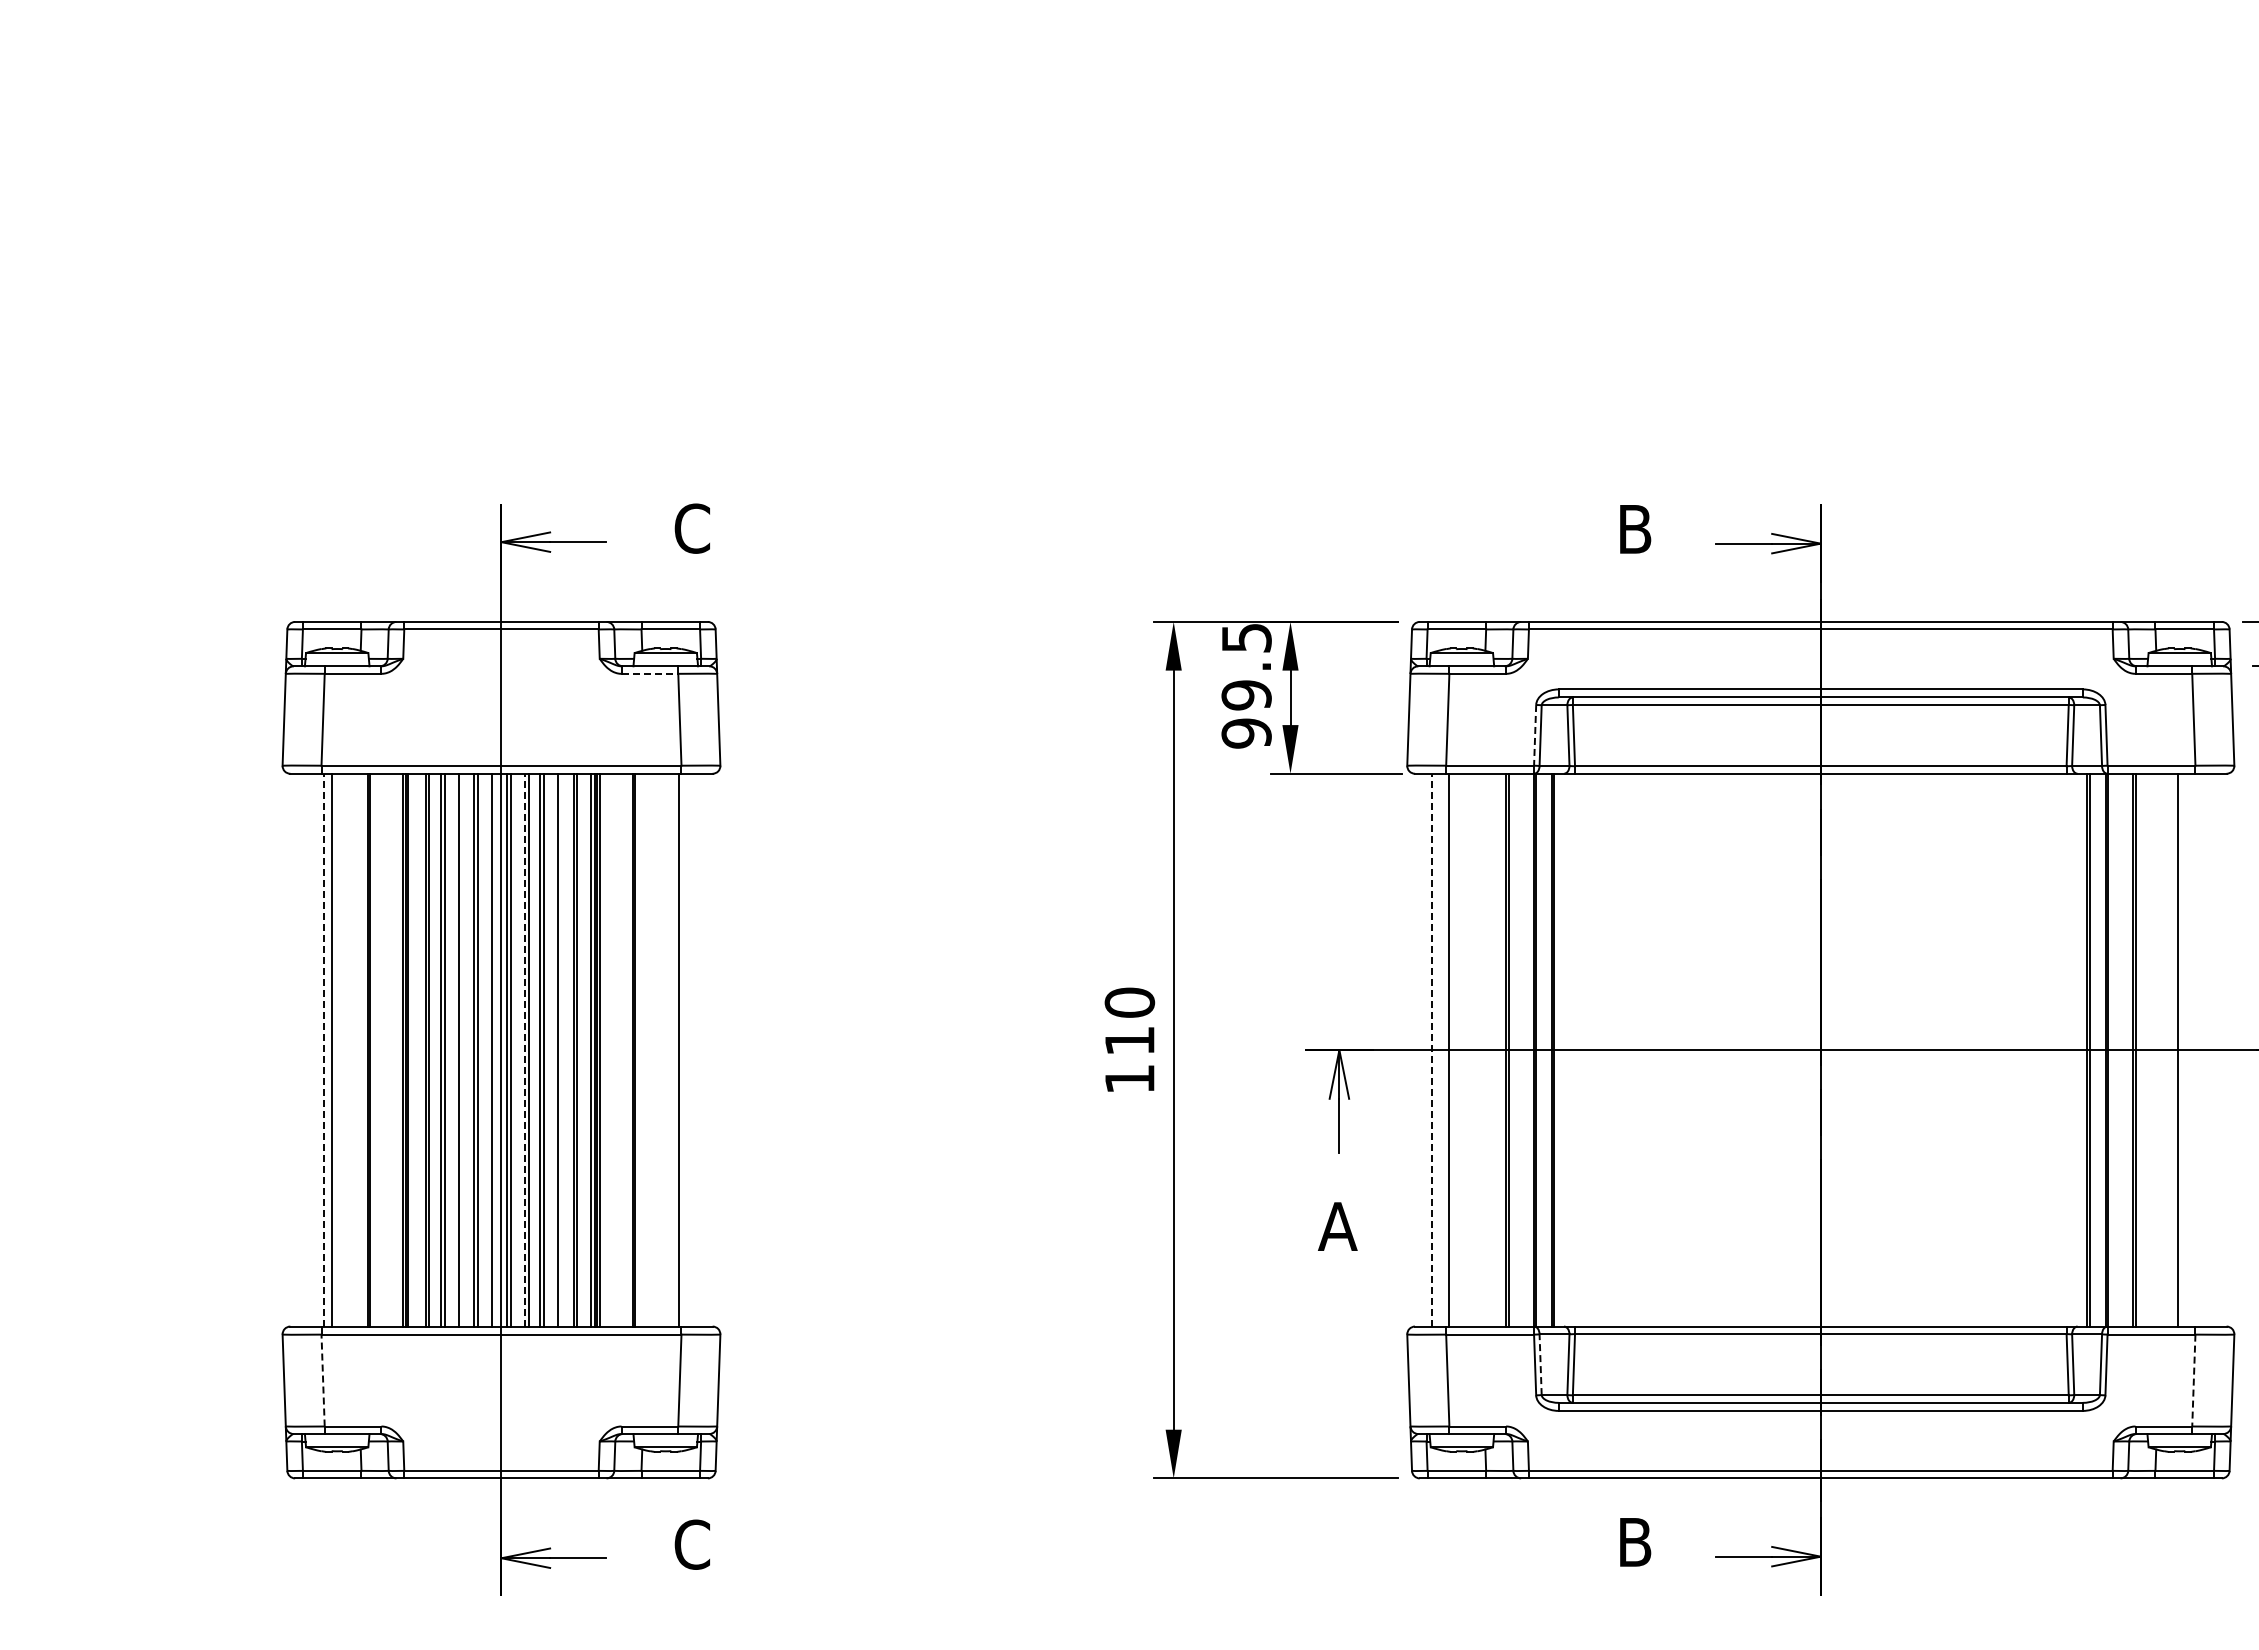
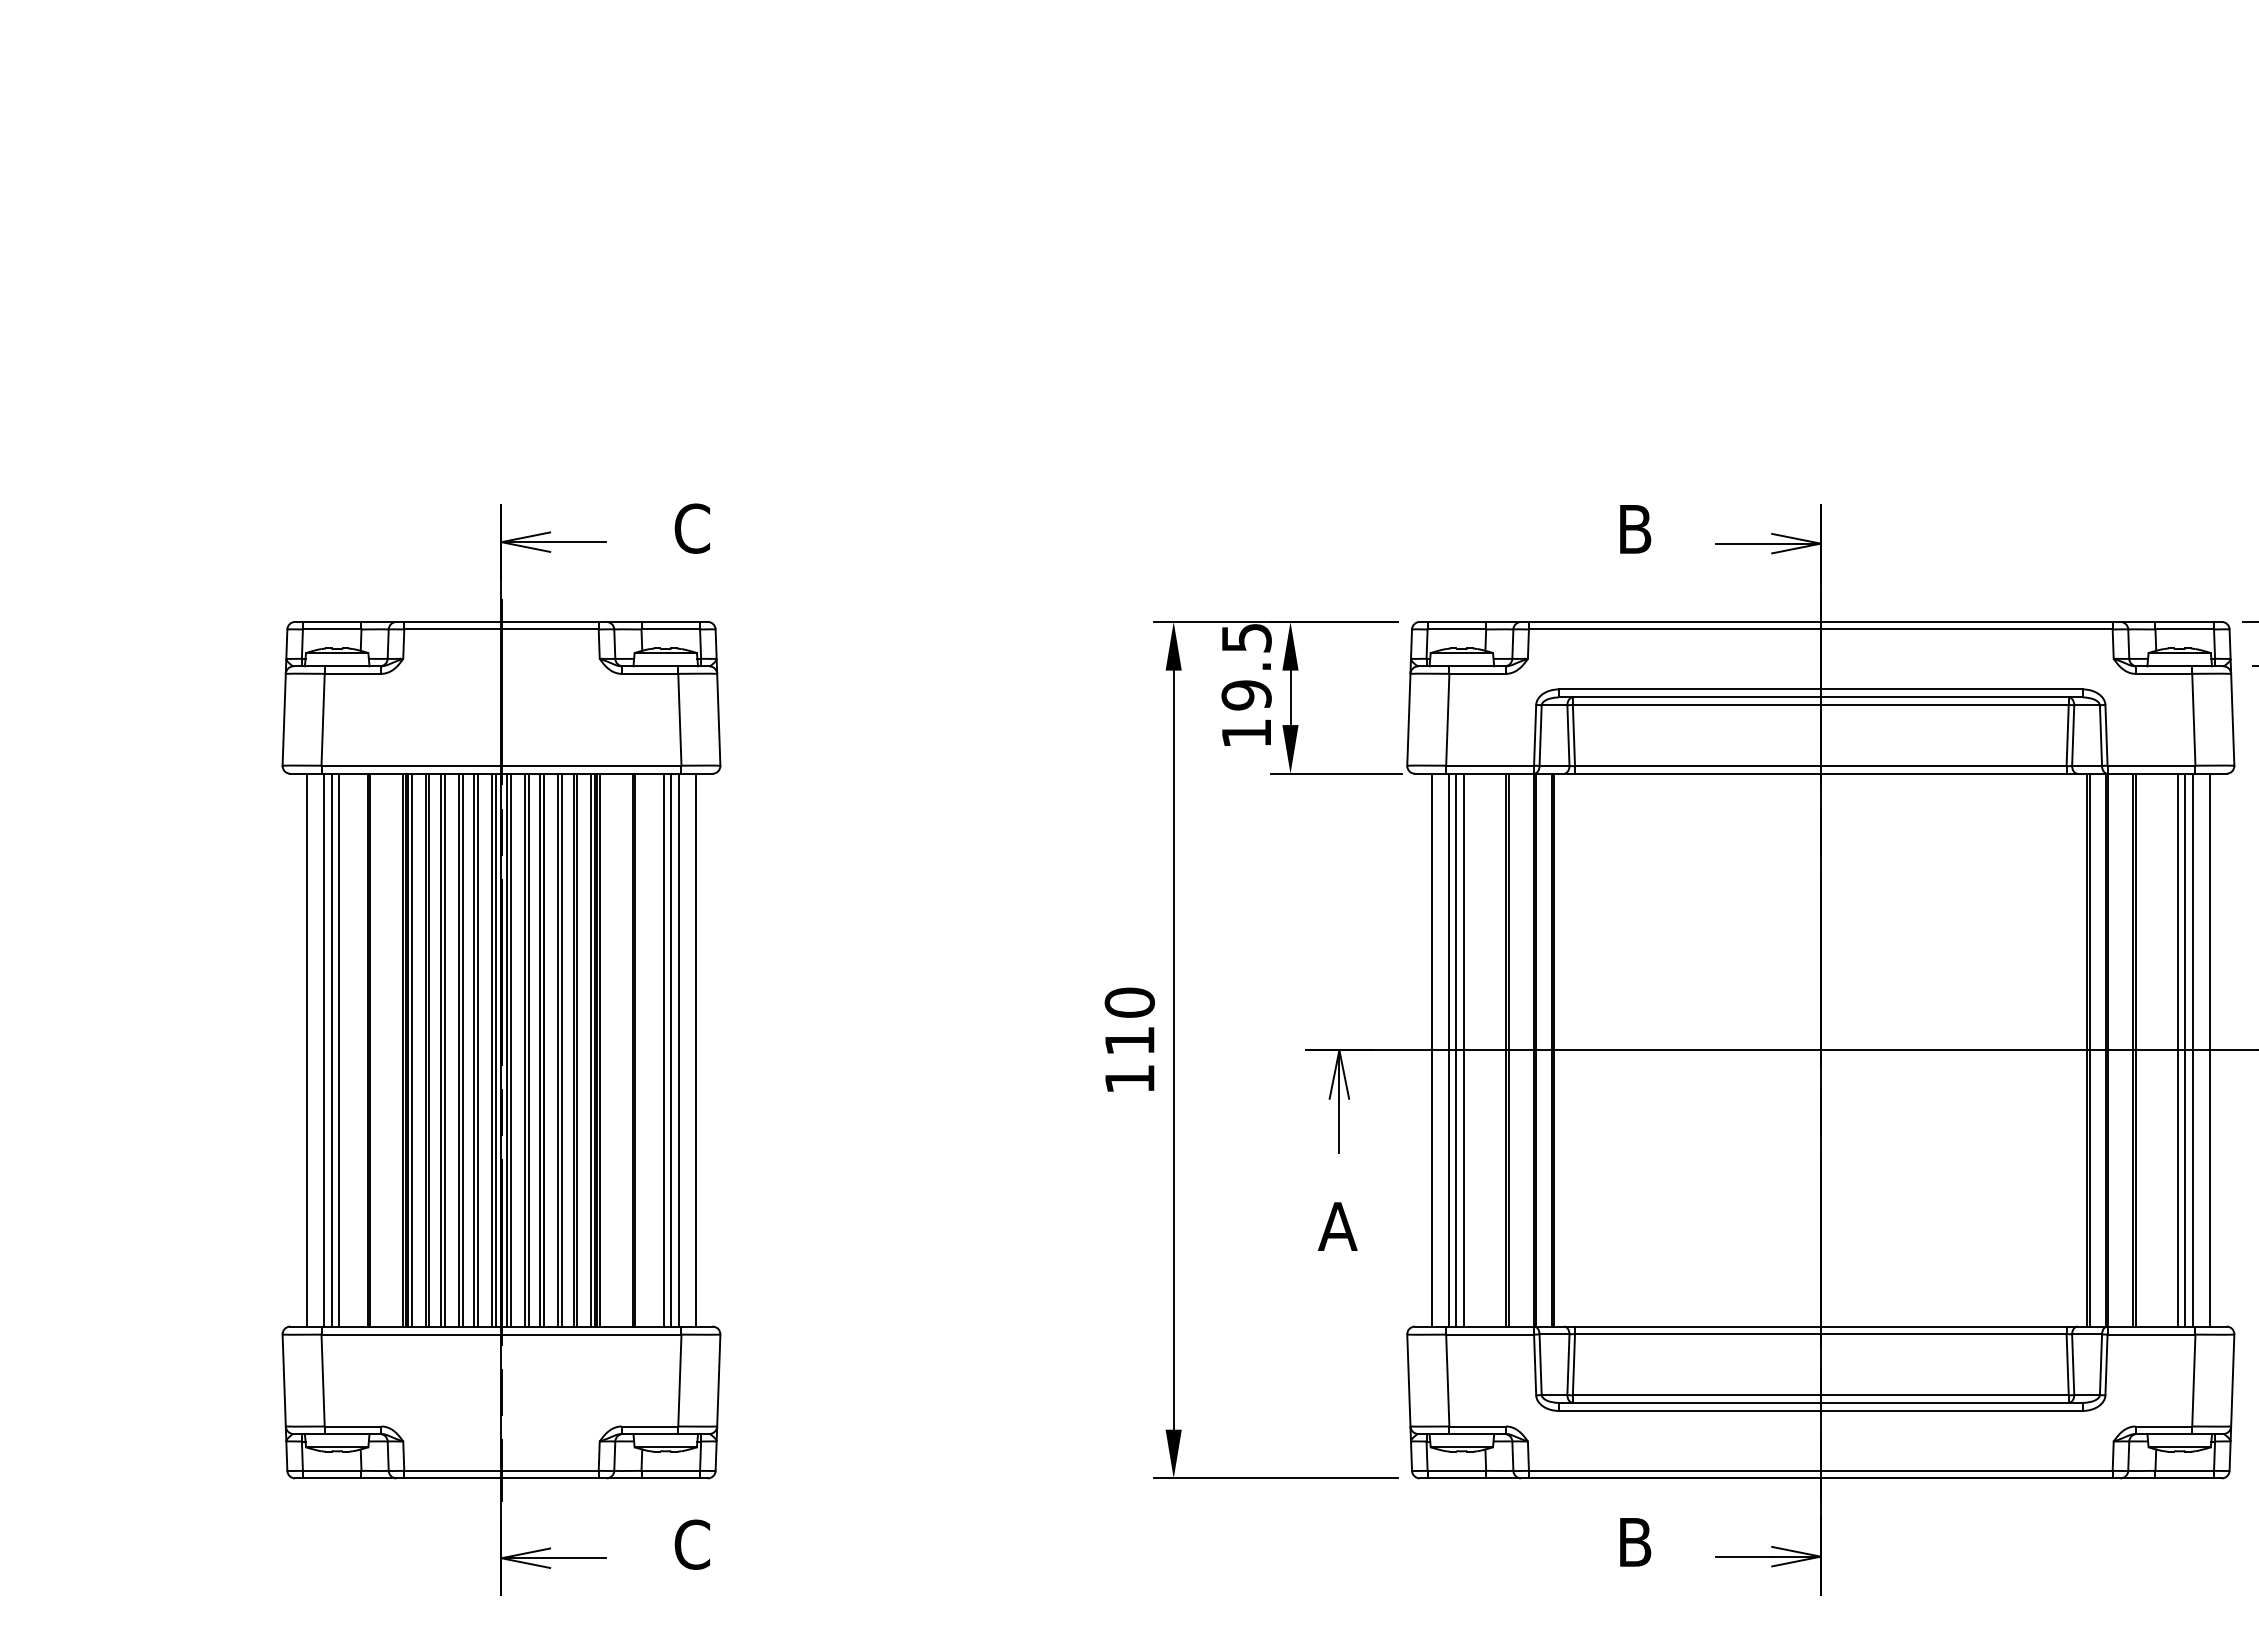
line: dashed -> solid (650, 673)
text: 99.5 -> 19.5 (1246, 733)
line: dashed -> solid (1535, 735)
line: none -> present (306, 1049)
line: dashed -> solid (324, 1049)
line: none -> present (338, 1049)
line: none -> present (411, 1049)
line: none -> present (462, 1049)
line: none -> present (495, 1049)
line: none -> present (501, 1049)
line: dashed -> solid (524, 1049)
line: none -> present (561, 1049)
line: none -> present (664, 1049)
line: none -> present (671, 1049)
line: none -> present (696, 1049)
line: dashed -> solid (1431, 1049)
line: none -> present (1456, 1049)
line: none -> present (1463, 1049)
line: none -> present (2185, 1049)
line: none -> present (2192, 1049)
line: none -> present (2210, 1049)
line: dashed -> solid (1540, 1364)
line: dashed -> solid (323, 1380)
line: dashed -> solid (2193, 1380)
